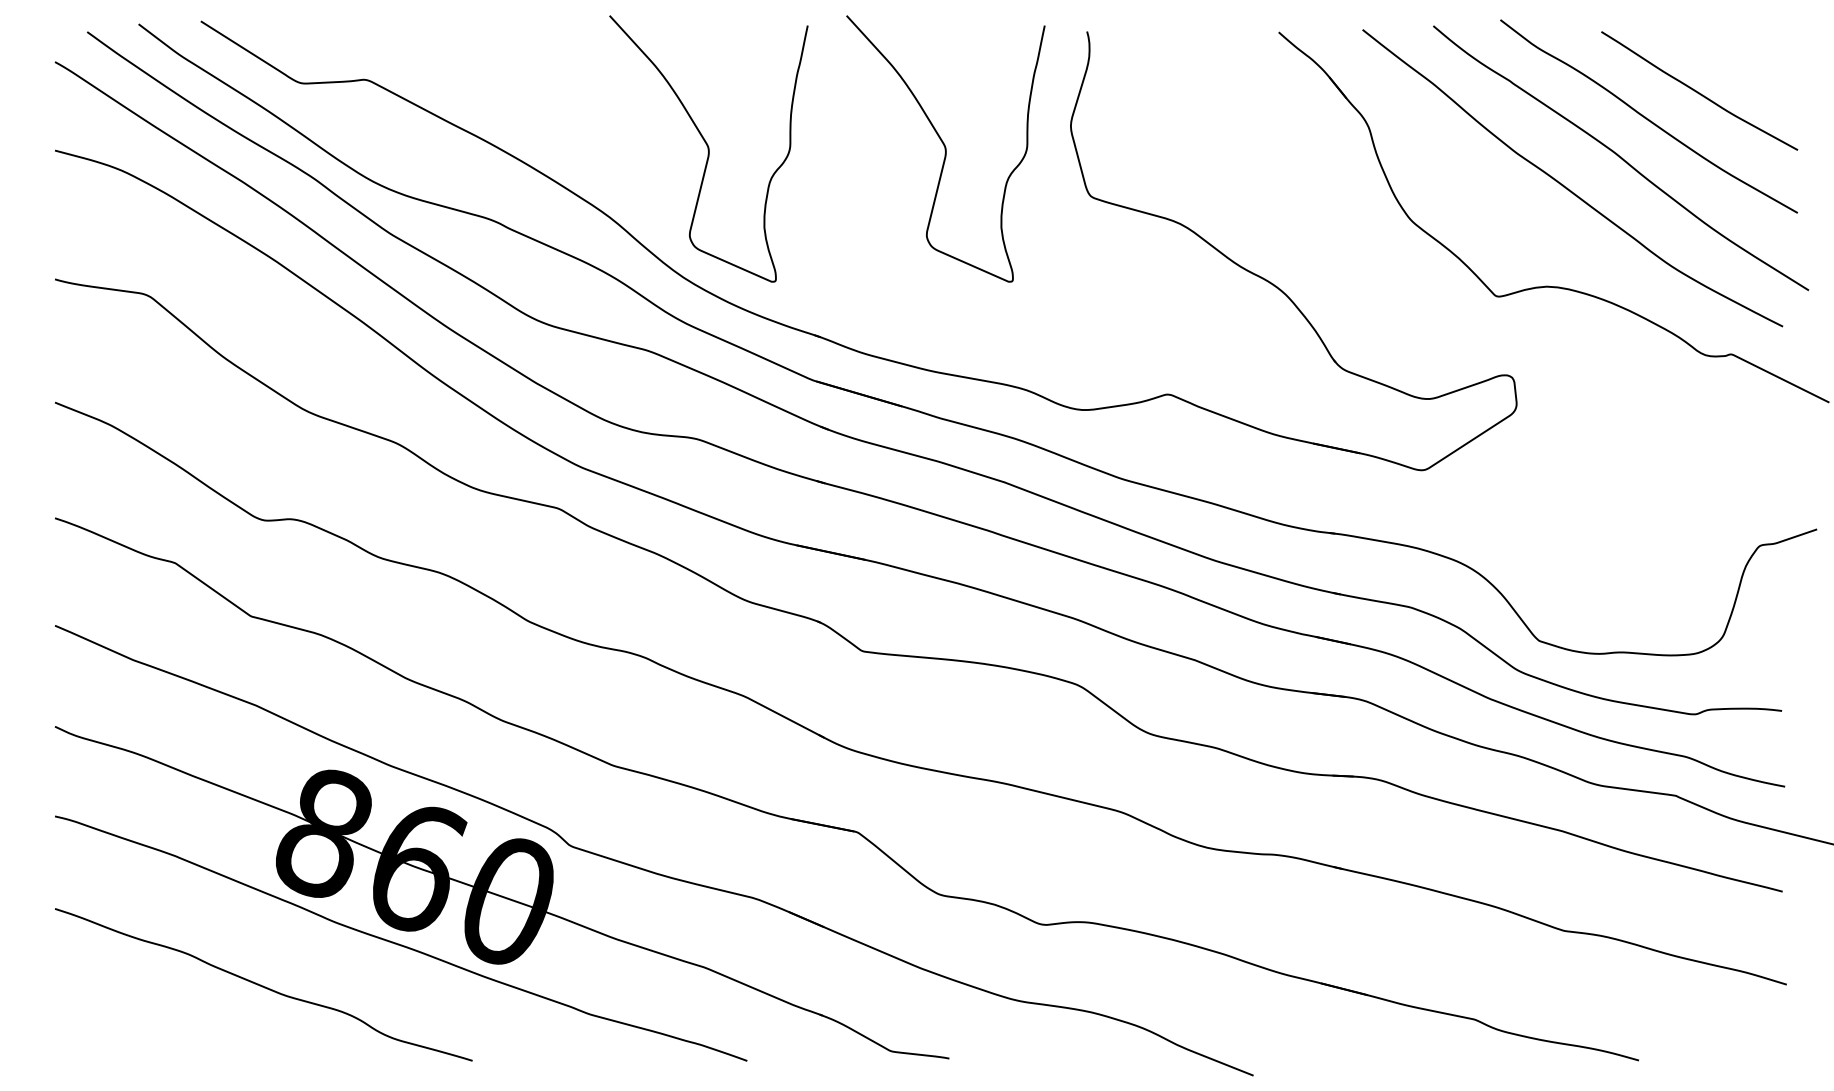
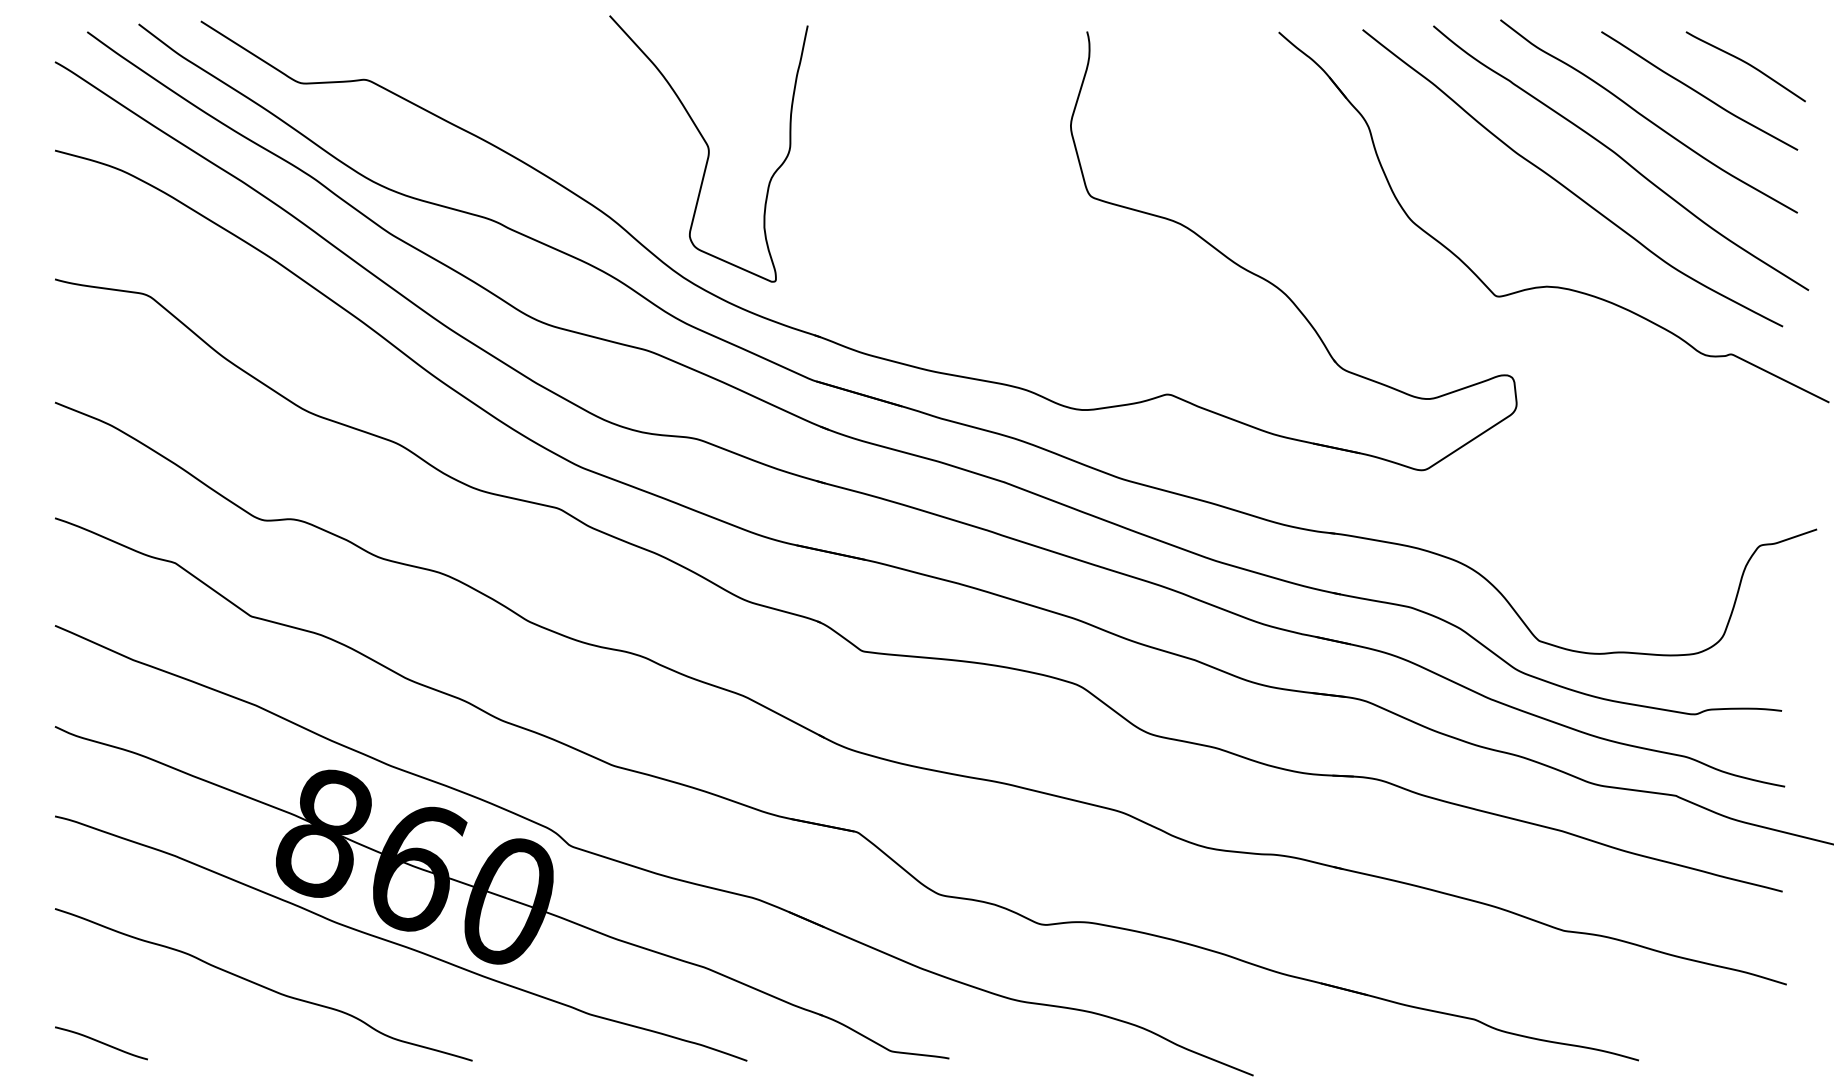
curve: none -> present (1747, 64)
curve: present -> none (945, 148)
curve: none -> present (101, 1043)
